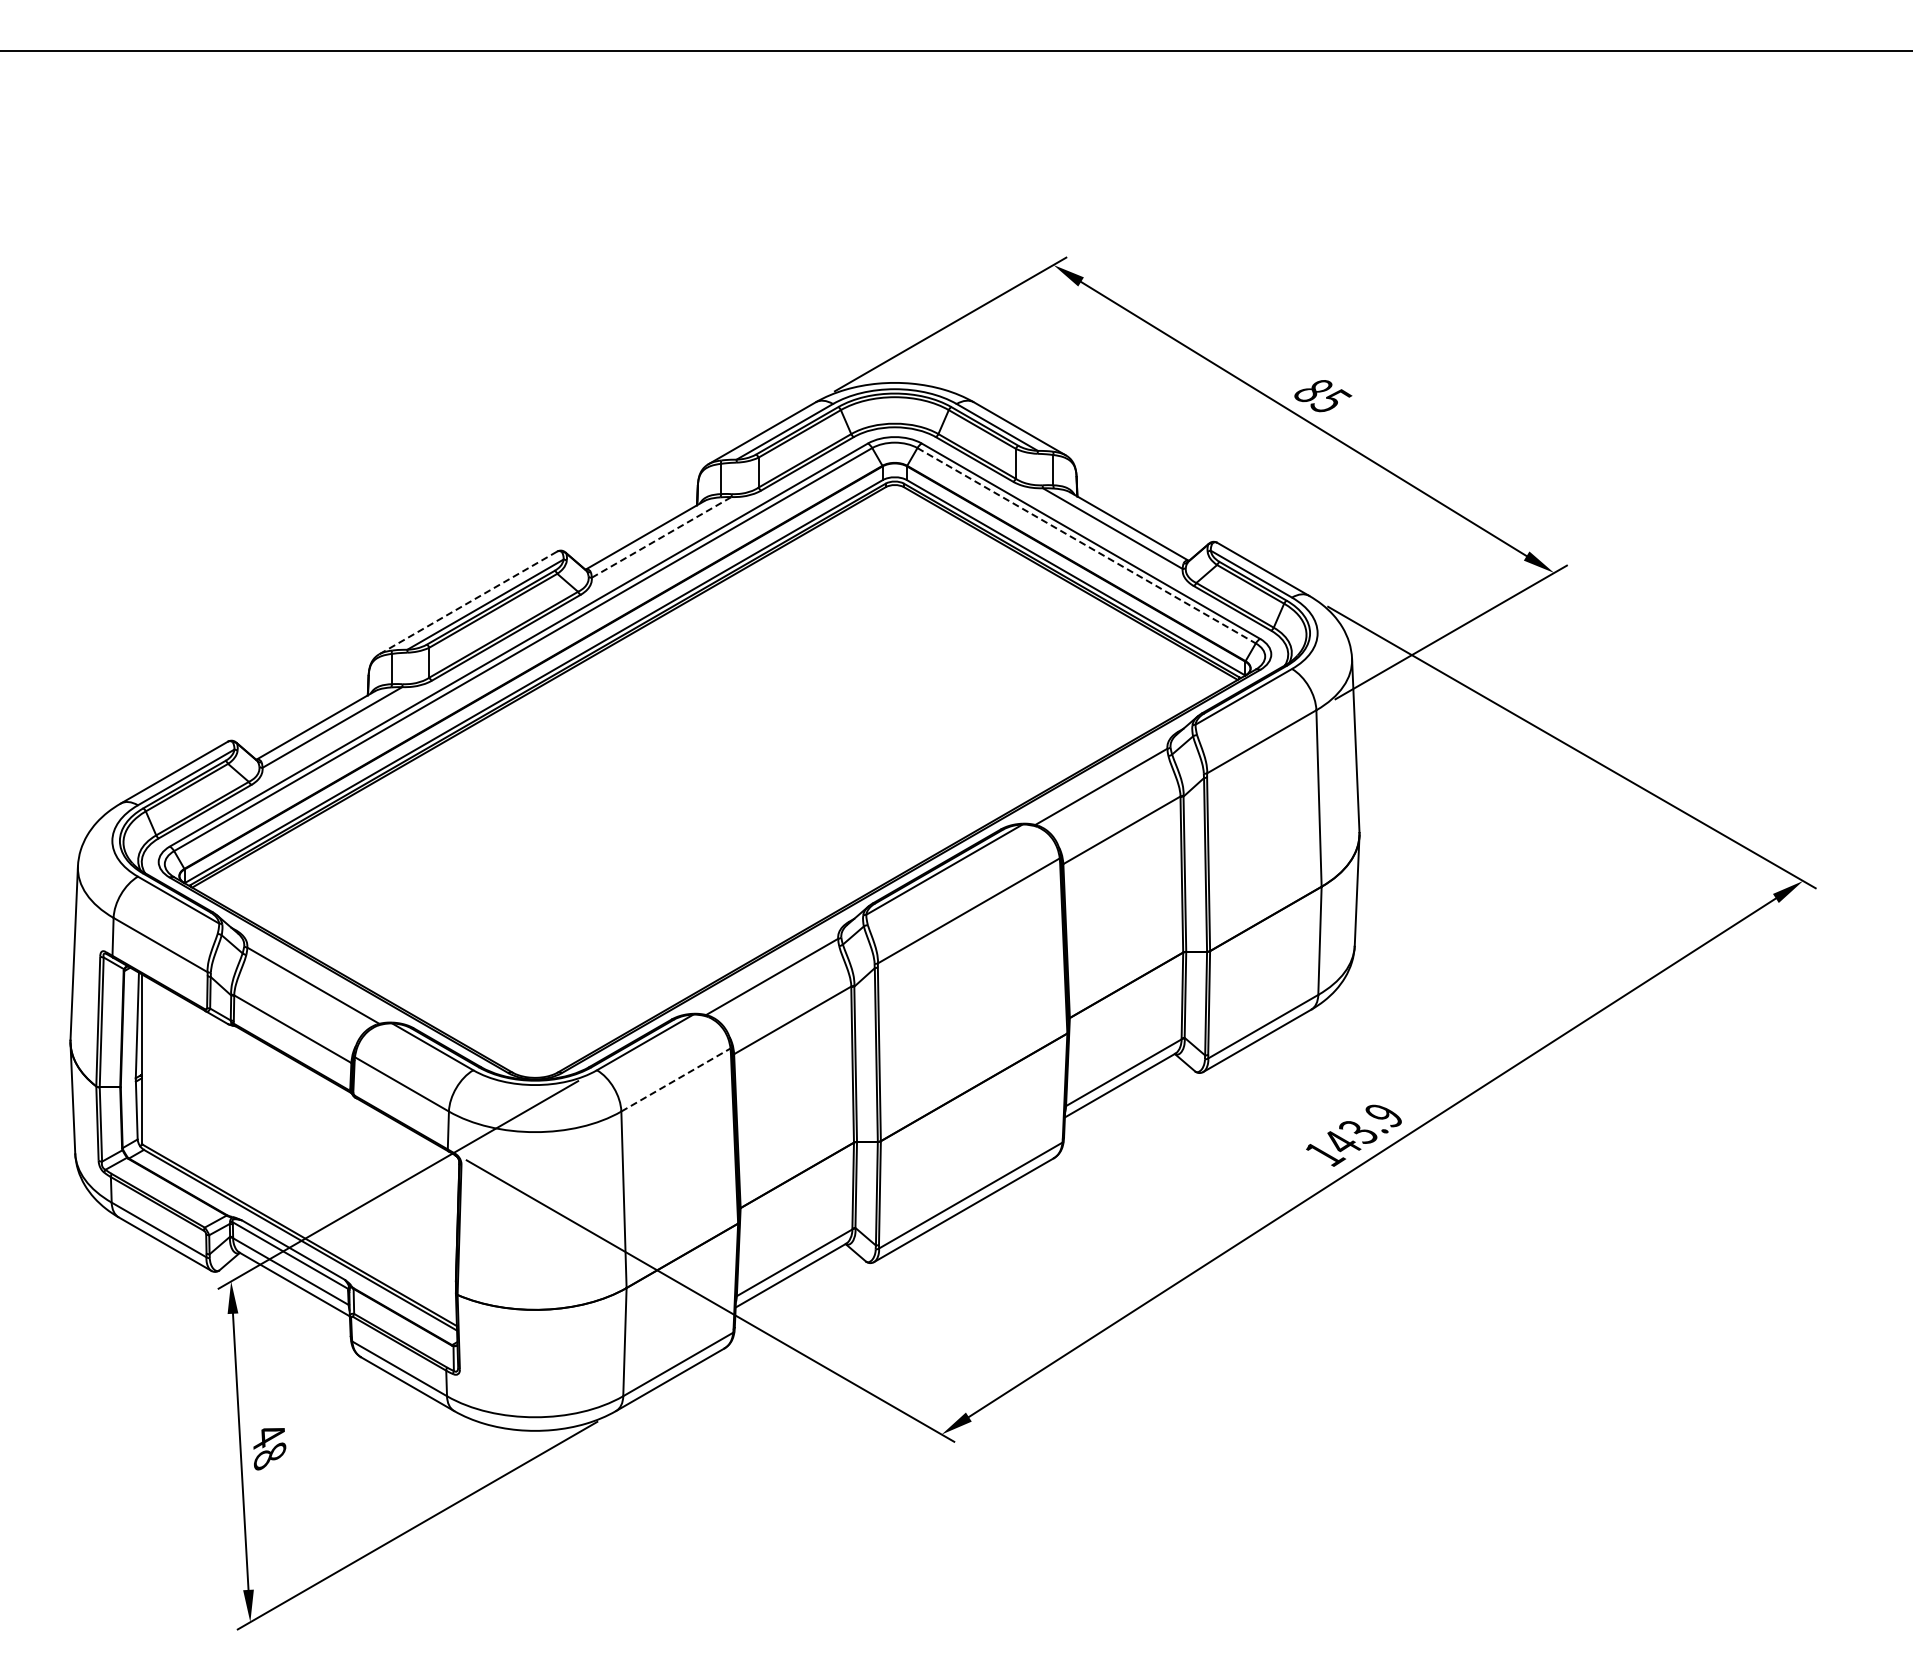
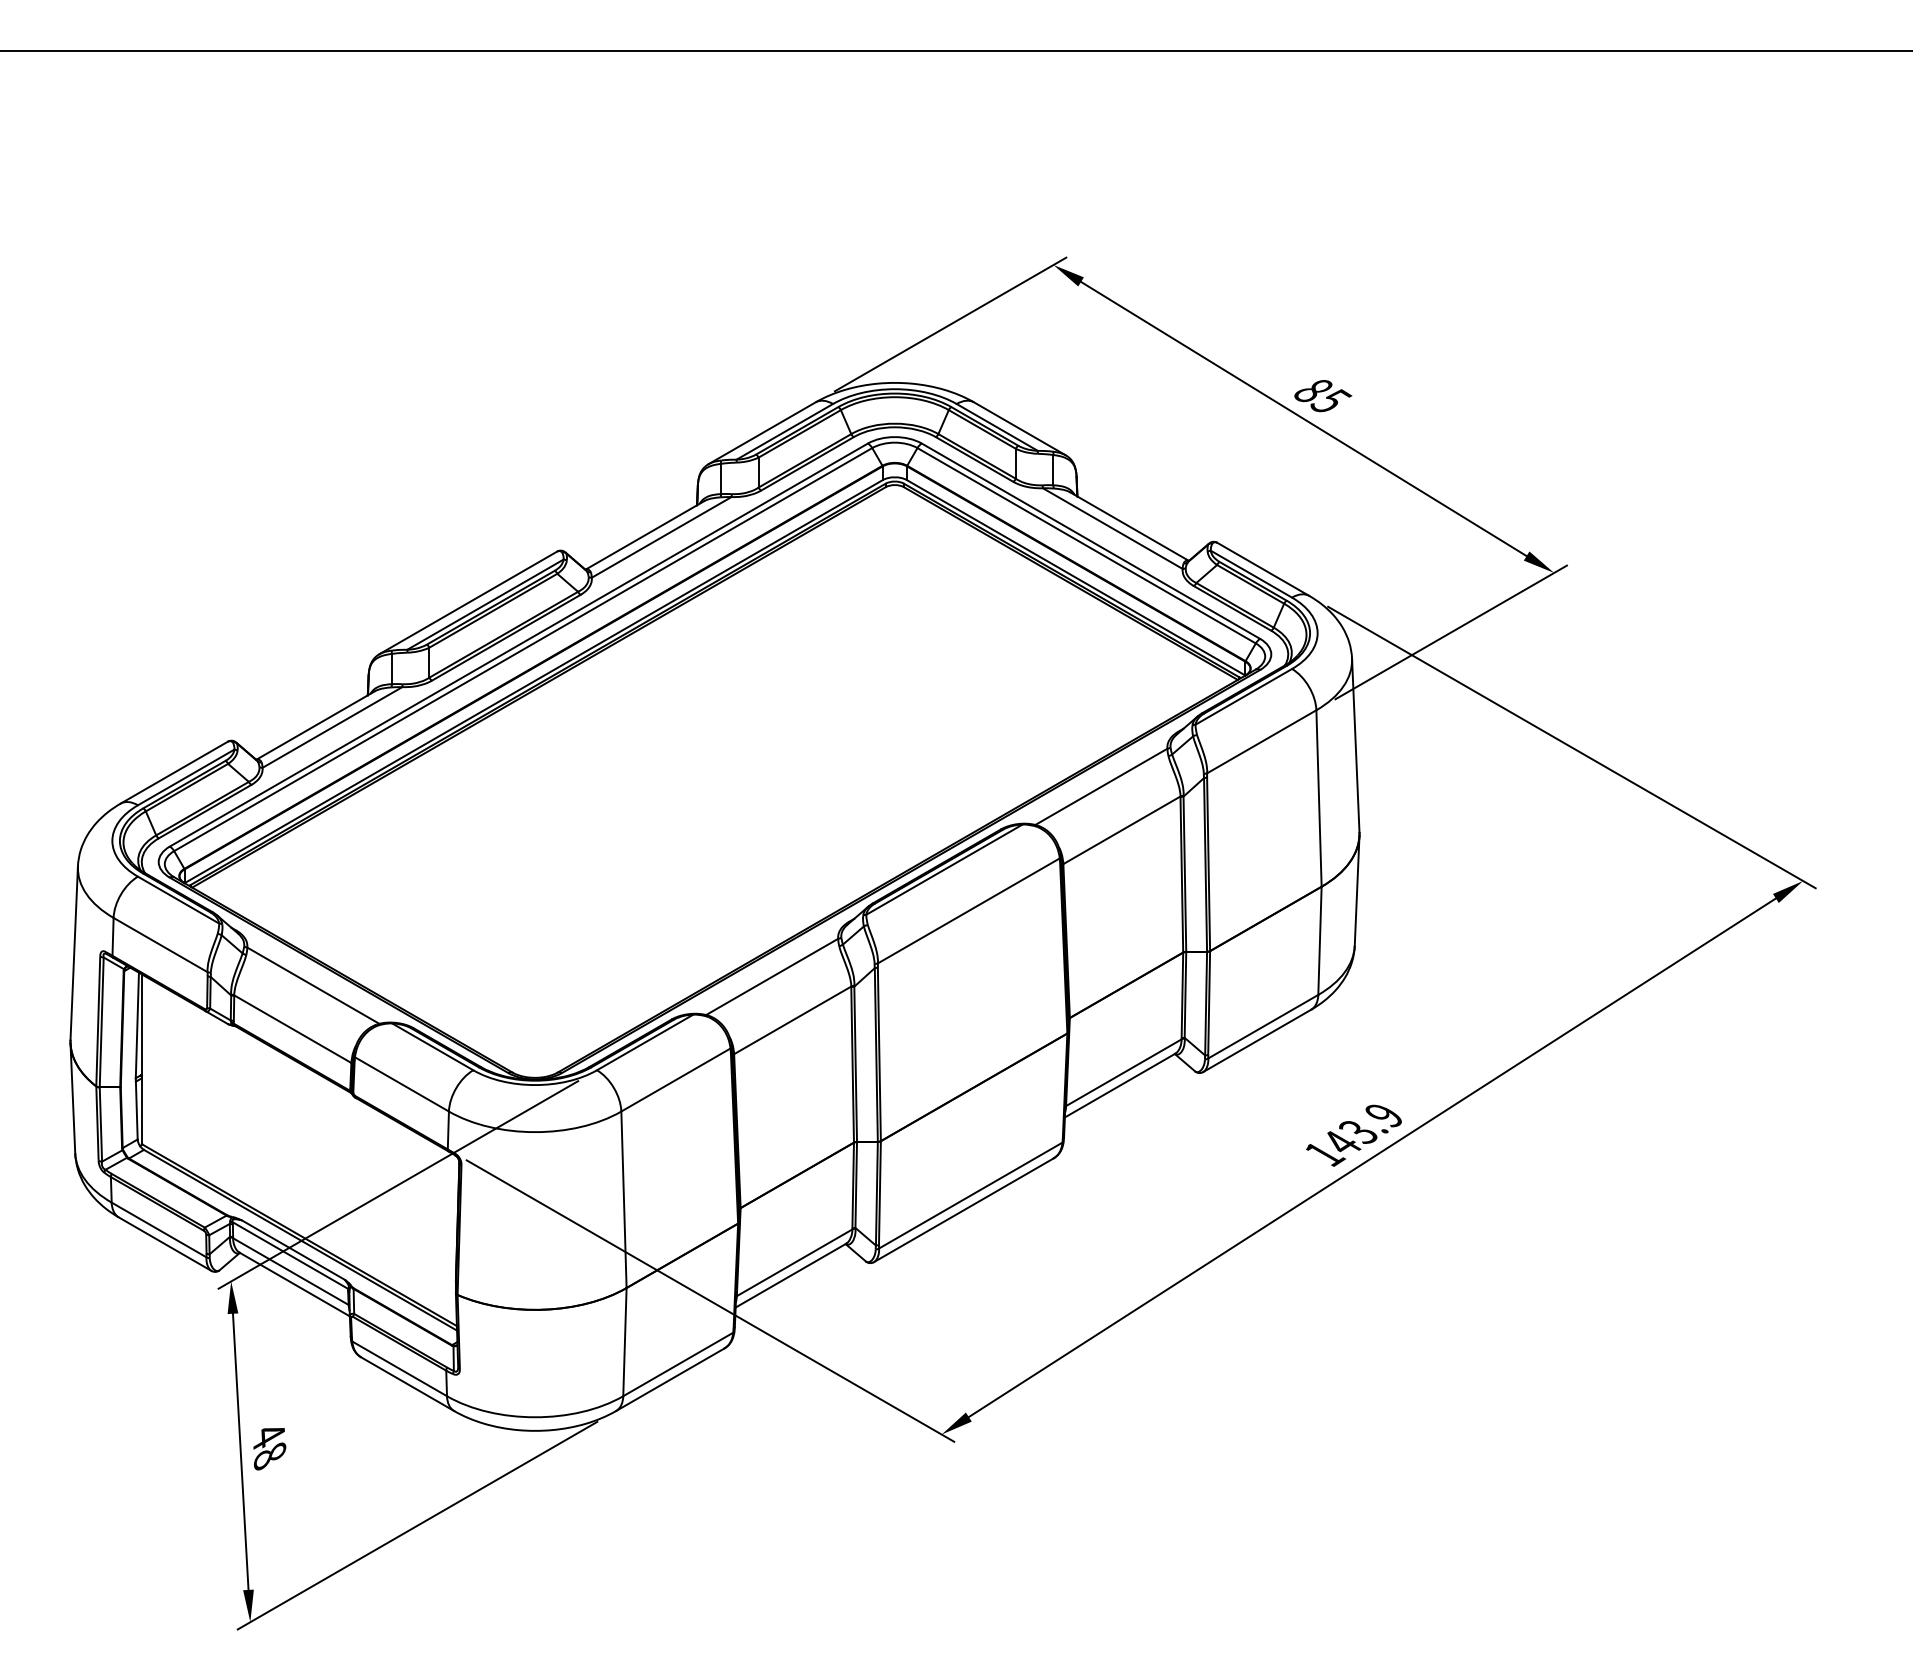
line: dashed -> solid (661, 537)
line: dashed -> solid (1087, 546)
line: dashed -> solid (468, 602)
line: dashed -> solid (676, 1079)
